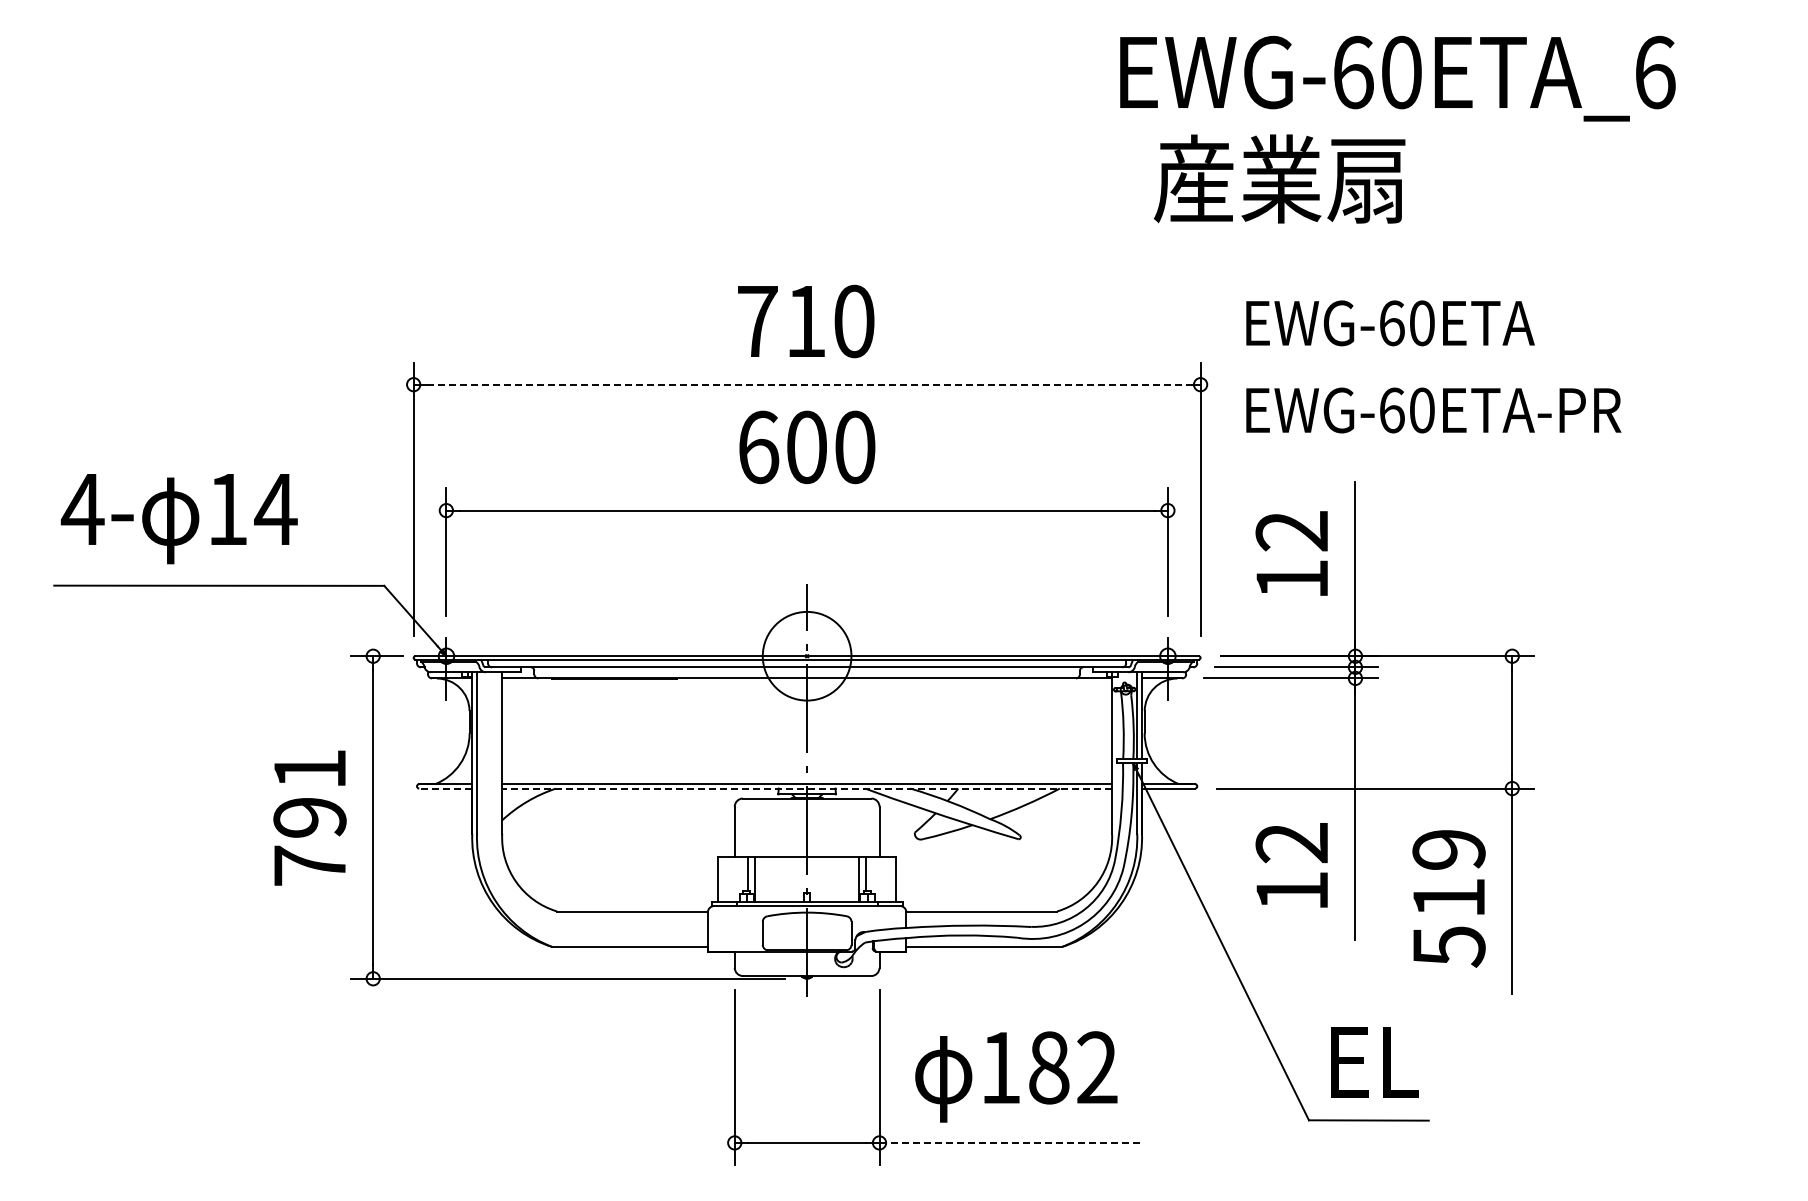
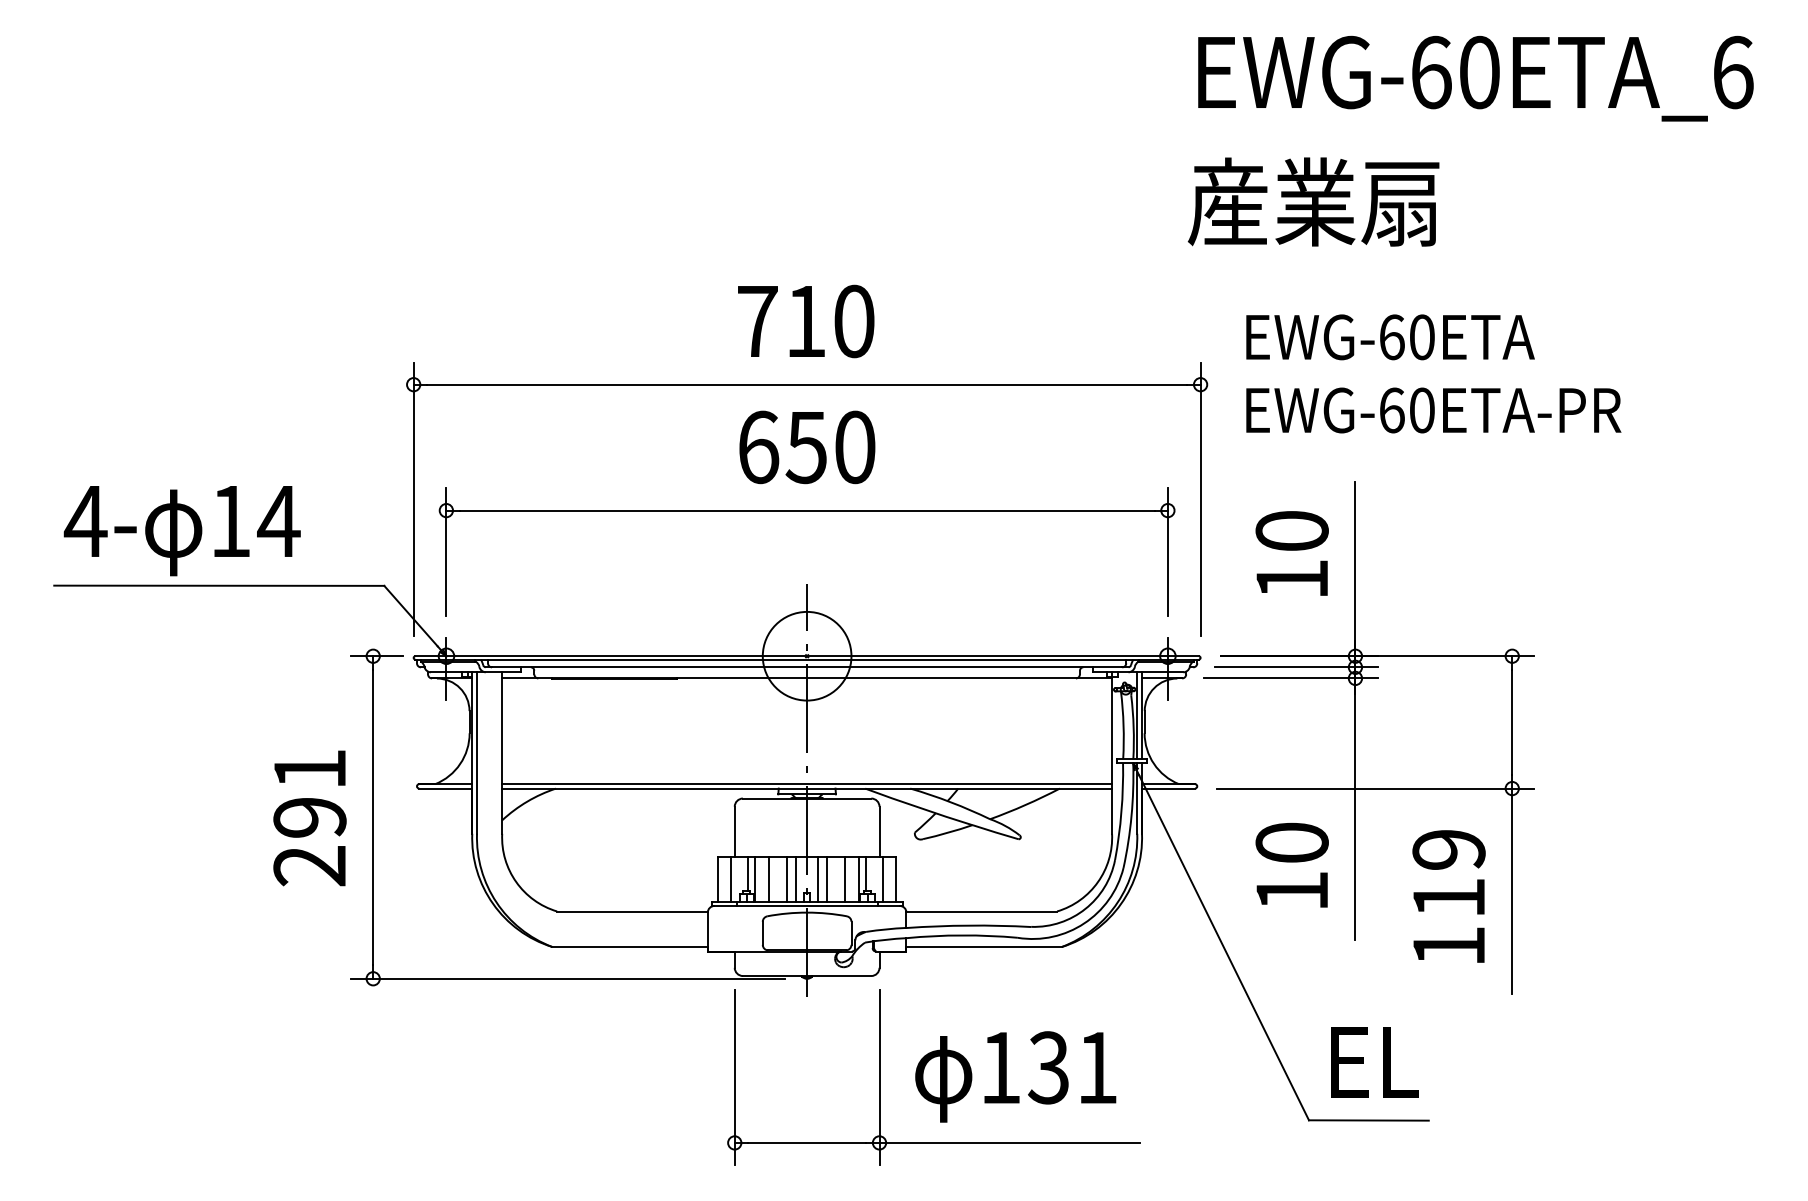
text position: (1397, 78) -> (1475, 78) (1475, 78)
text position: (1279, 178) -> (1313, 201) (1313, 201)
text position: (1390, 323) -> (1390, 337) (1390, 337)
line: dashed -> solid (807, 384)
text: 600 -> 650 (805, 447)
text position: (178, 519) -> (181, 531) (181, 531)
text: 12 -> 10 (1291, 531)
line: dashed -> solid (445, 788)
line: dashed -> solid (806, 788)
text: 12 -> 10 (1291, 842)
text: 791 -> 291 (309, 865)
line: none -> present (731, 879)
line: none -> present (769, 879)
line: none -> present (786, 879)
line: none -> present (795, 879)
line: none -> present (818, 879)
line: none -> present (827, 879)
line: none -> present (845, 879)
line: none -> present (882, 879)
text: 519 -> 119 (1449, 946)
text: 182 -> 131 (1072, 1067)
line: dashed -> solid (1010, 1142)
